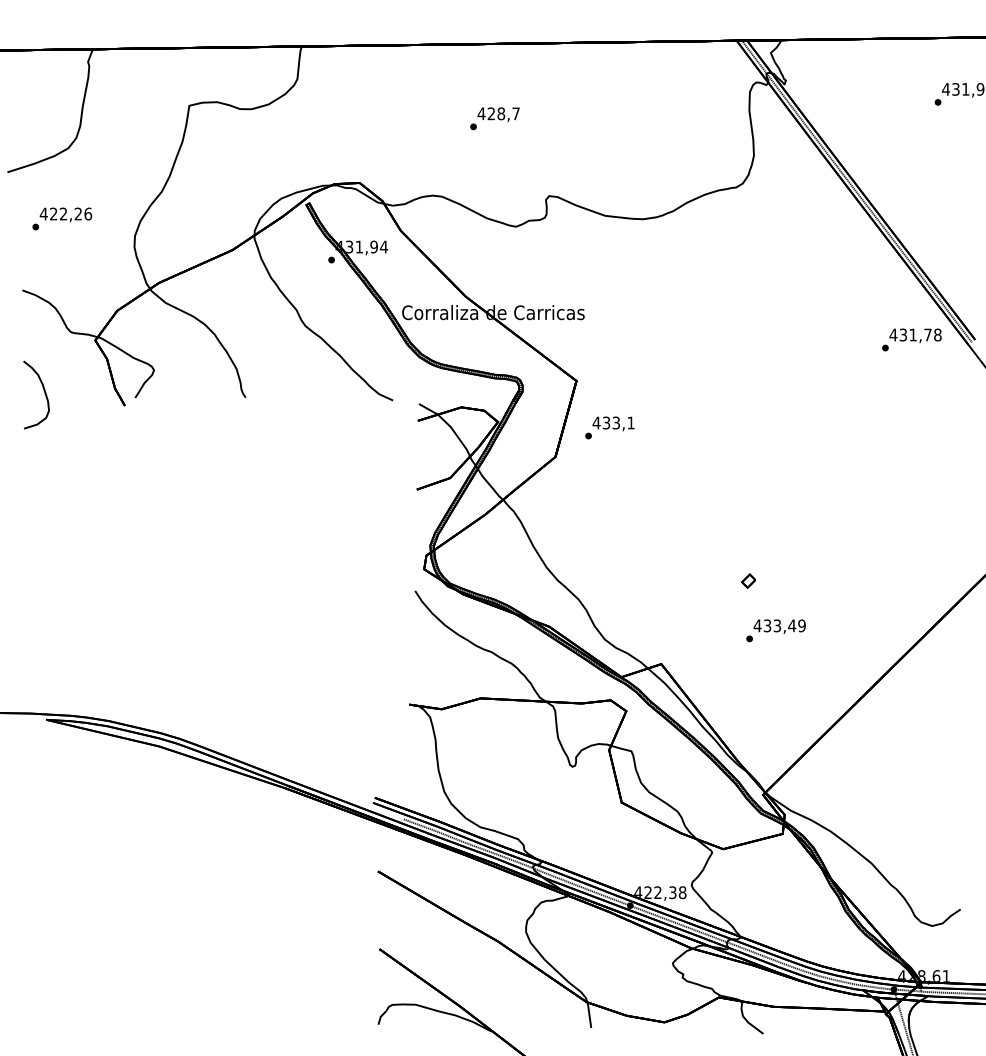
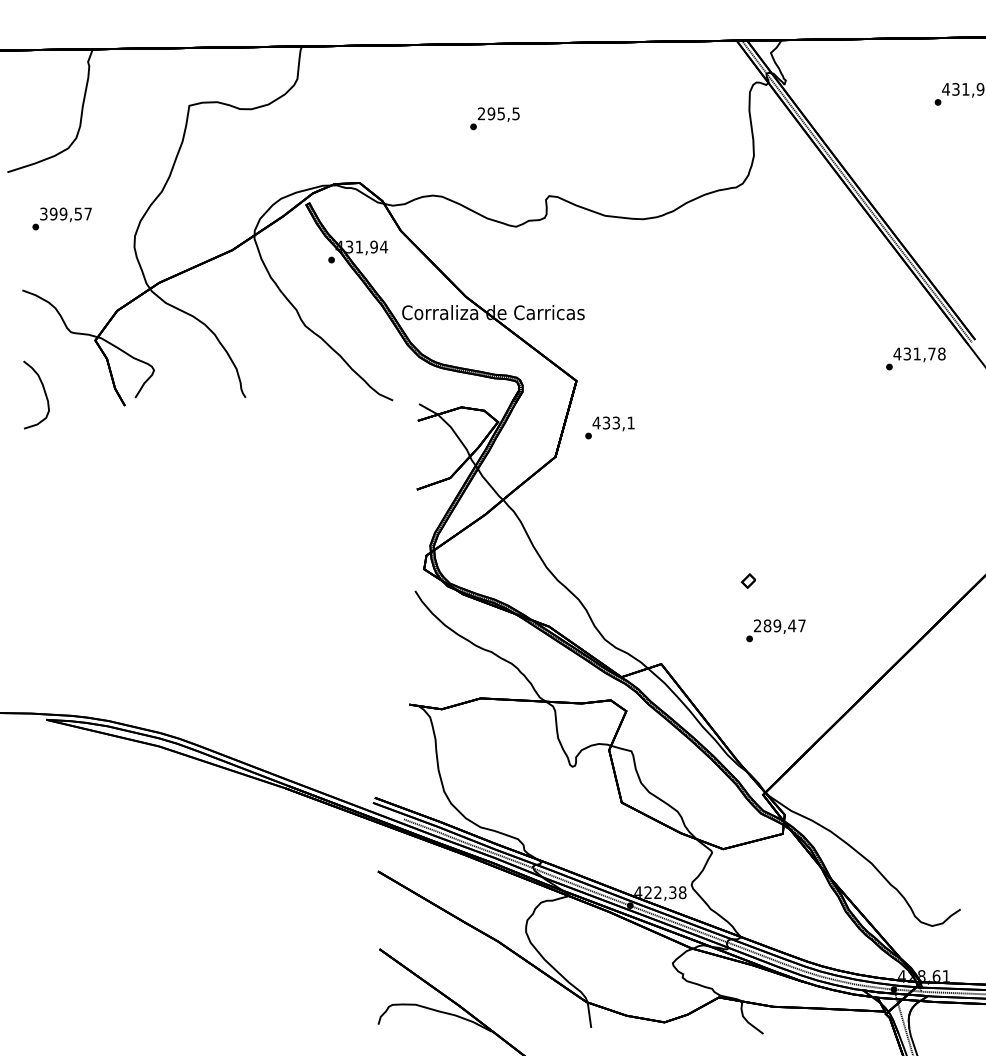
text: 428,7 -> 295,5 (498, 113)
text: 422,26 -> 399,57 (65, 213)
text position: (911, 339) -> (915, 358) (915, 358)
text: 433,49 -> 289,47 (779, 625)
